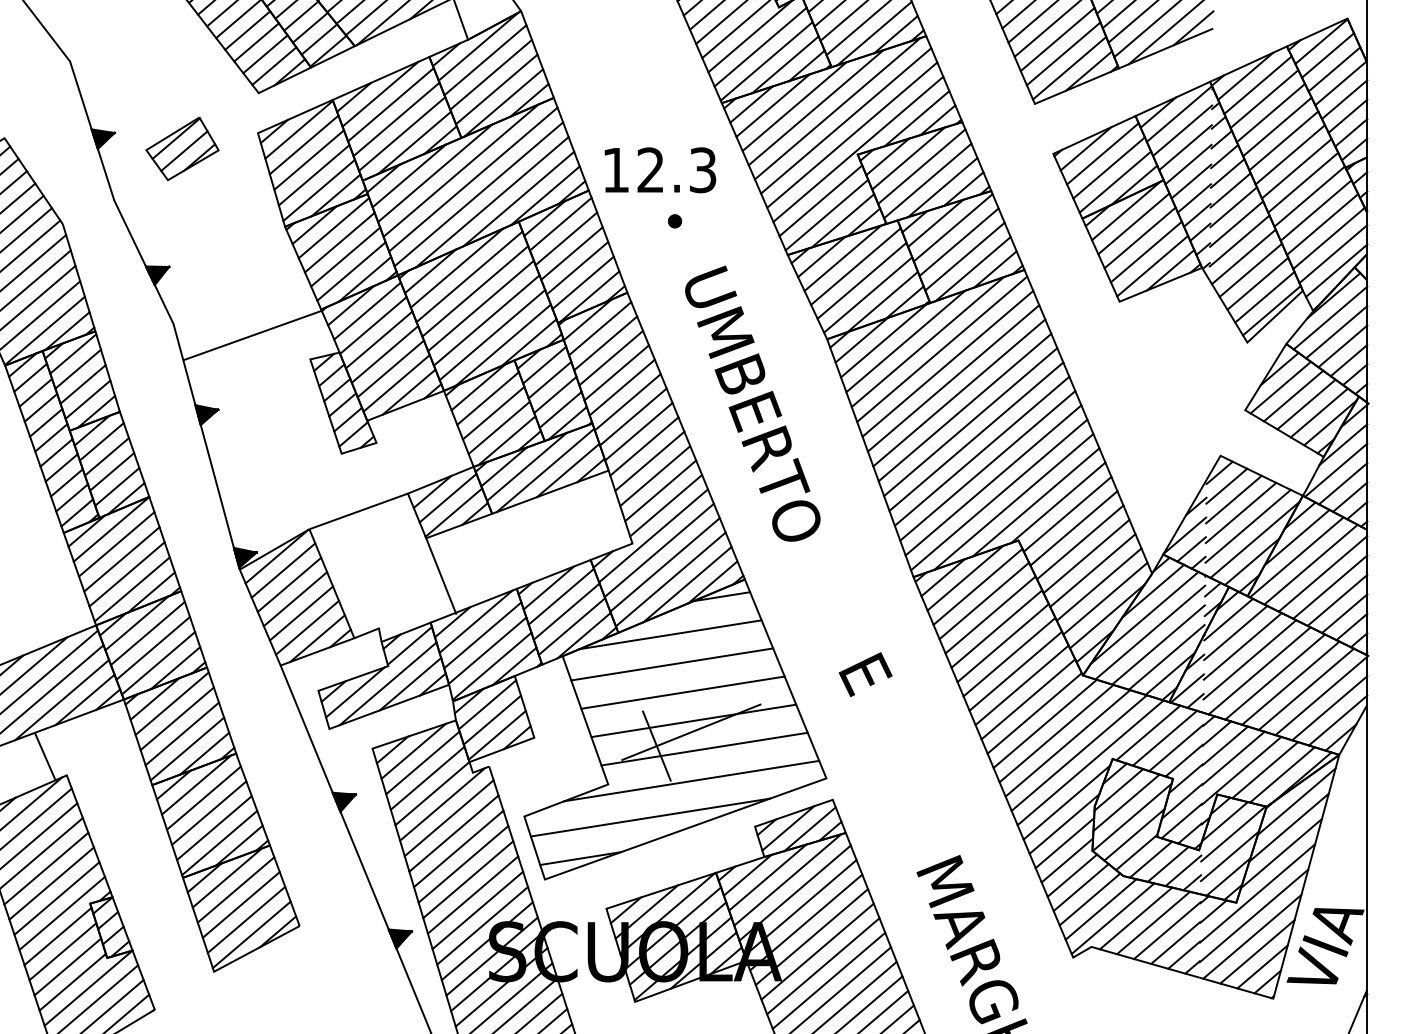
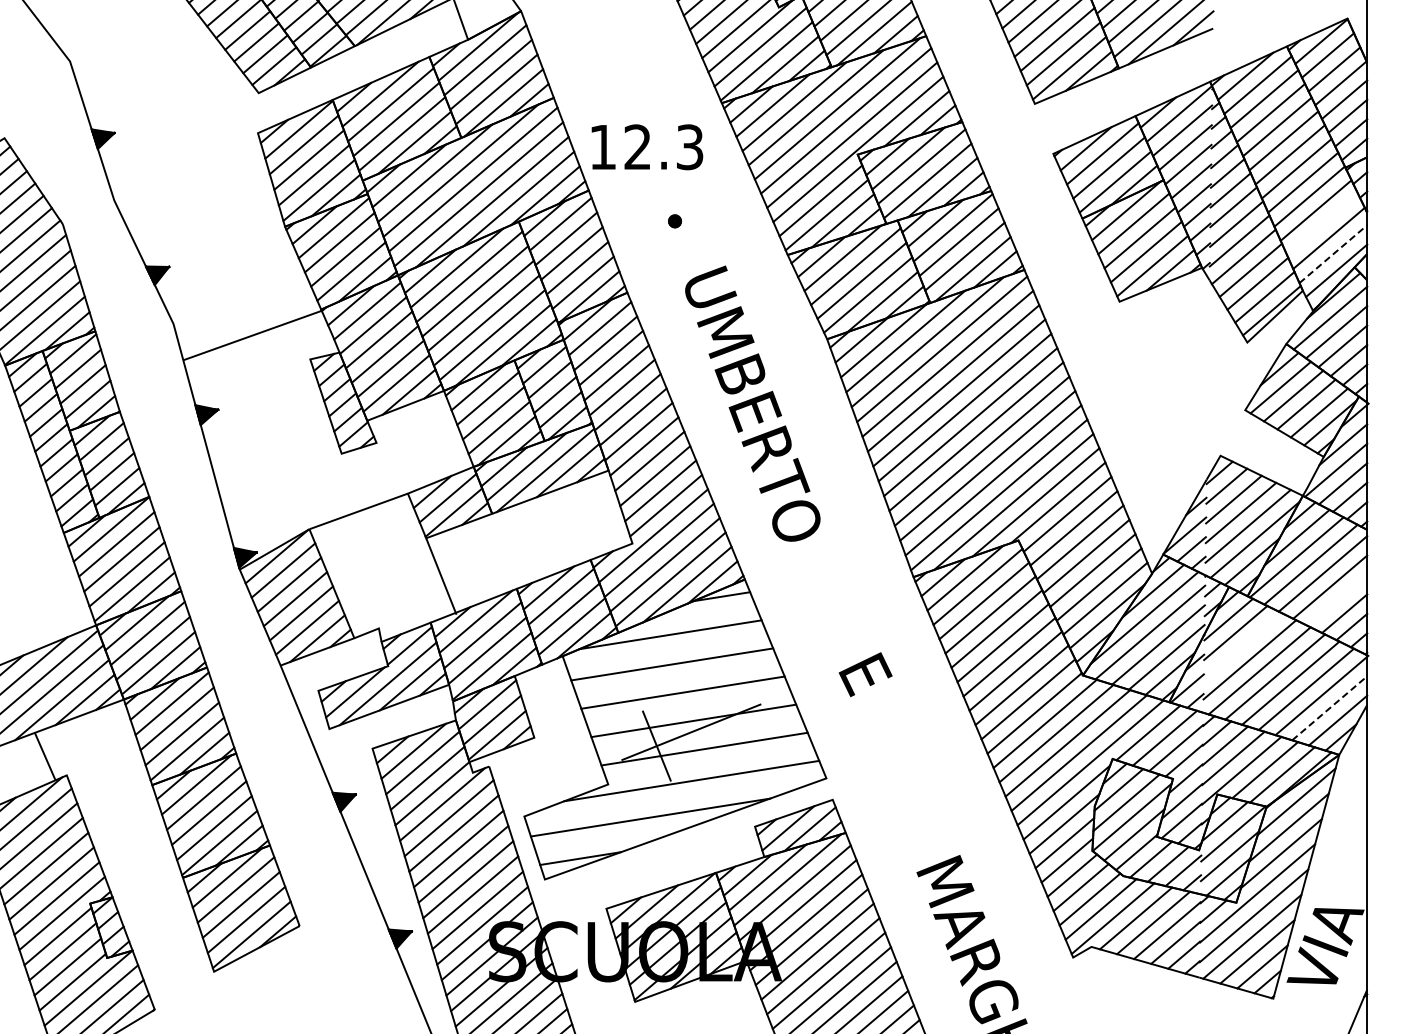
part: present -> none (182, 149)
text position: (660, 170) -> (647, 147) (647, 147)
line: present -> none (1322, 224)
line: solid -> dashed (1333, 254)
line: present -> none (1337, 600)
line: present -> none (1242, 646)
line: solid -> dashed (1330, 707)
